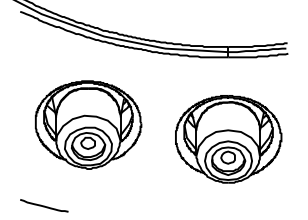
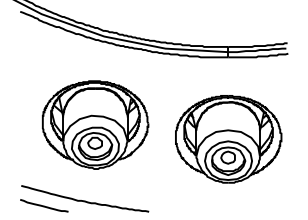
part position: (88, 124) -> (95, 124) (95, 124)
curve: none -> present (85, 200)
